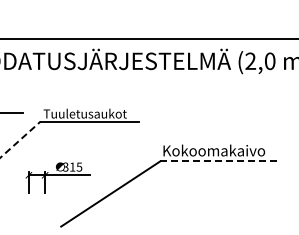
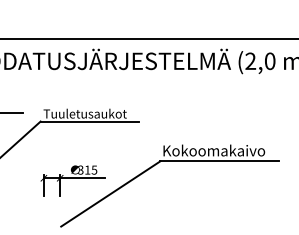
line: dashed -> solid (20, 139)
line: dashed -> solid (220, 161)
part position: (57, 177) -> (72, 180) (72, 180)
